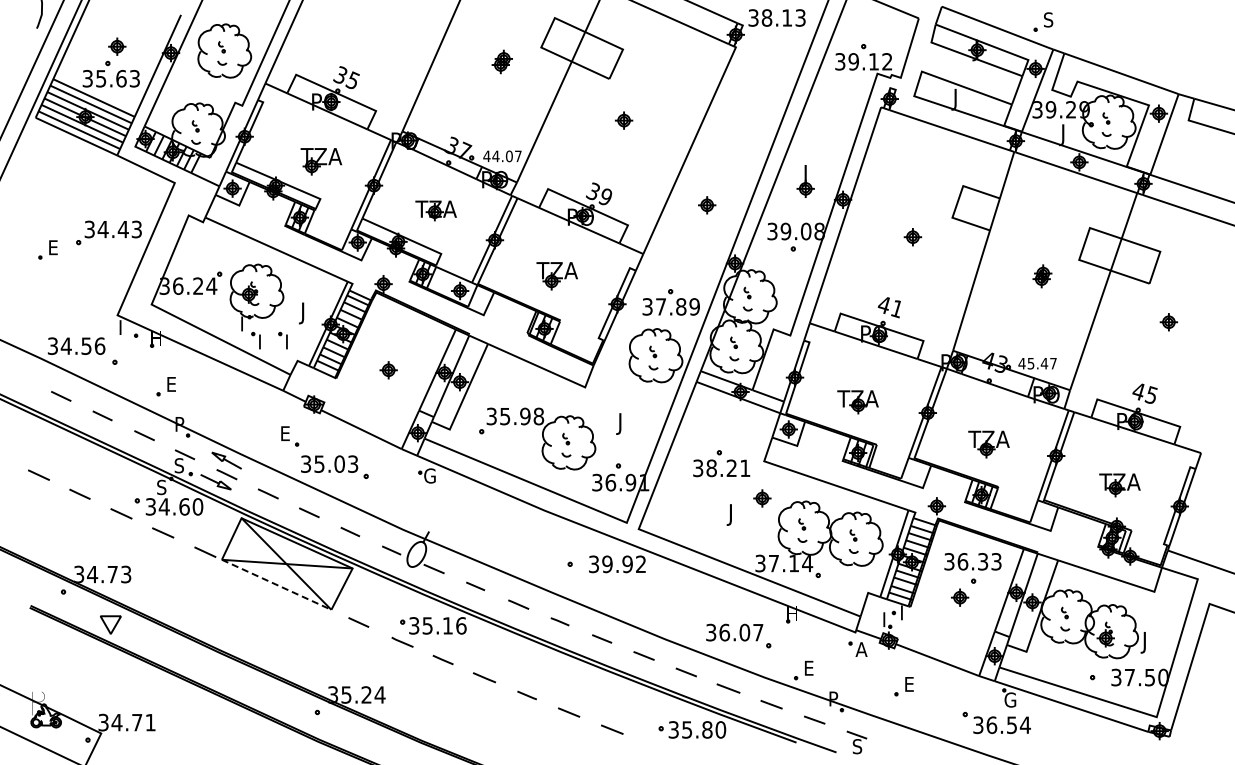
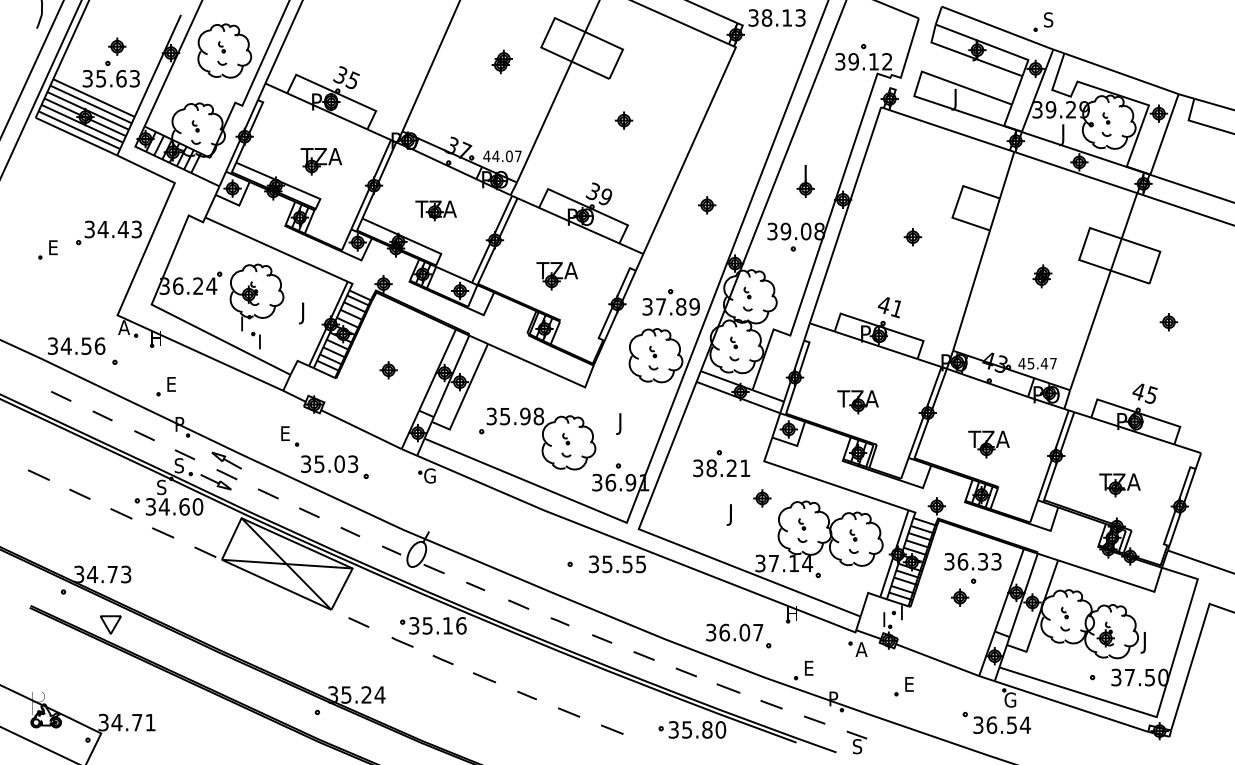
text: I -> A (124, 327)
part: present -> none (282, 340)
text: 39.92 -> 35.55 (623, 564)
line: dashed -> solid (277, 585)
